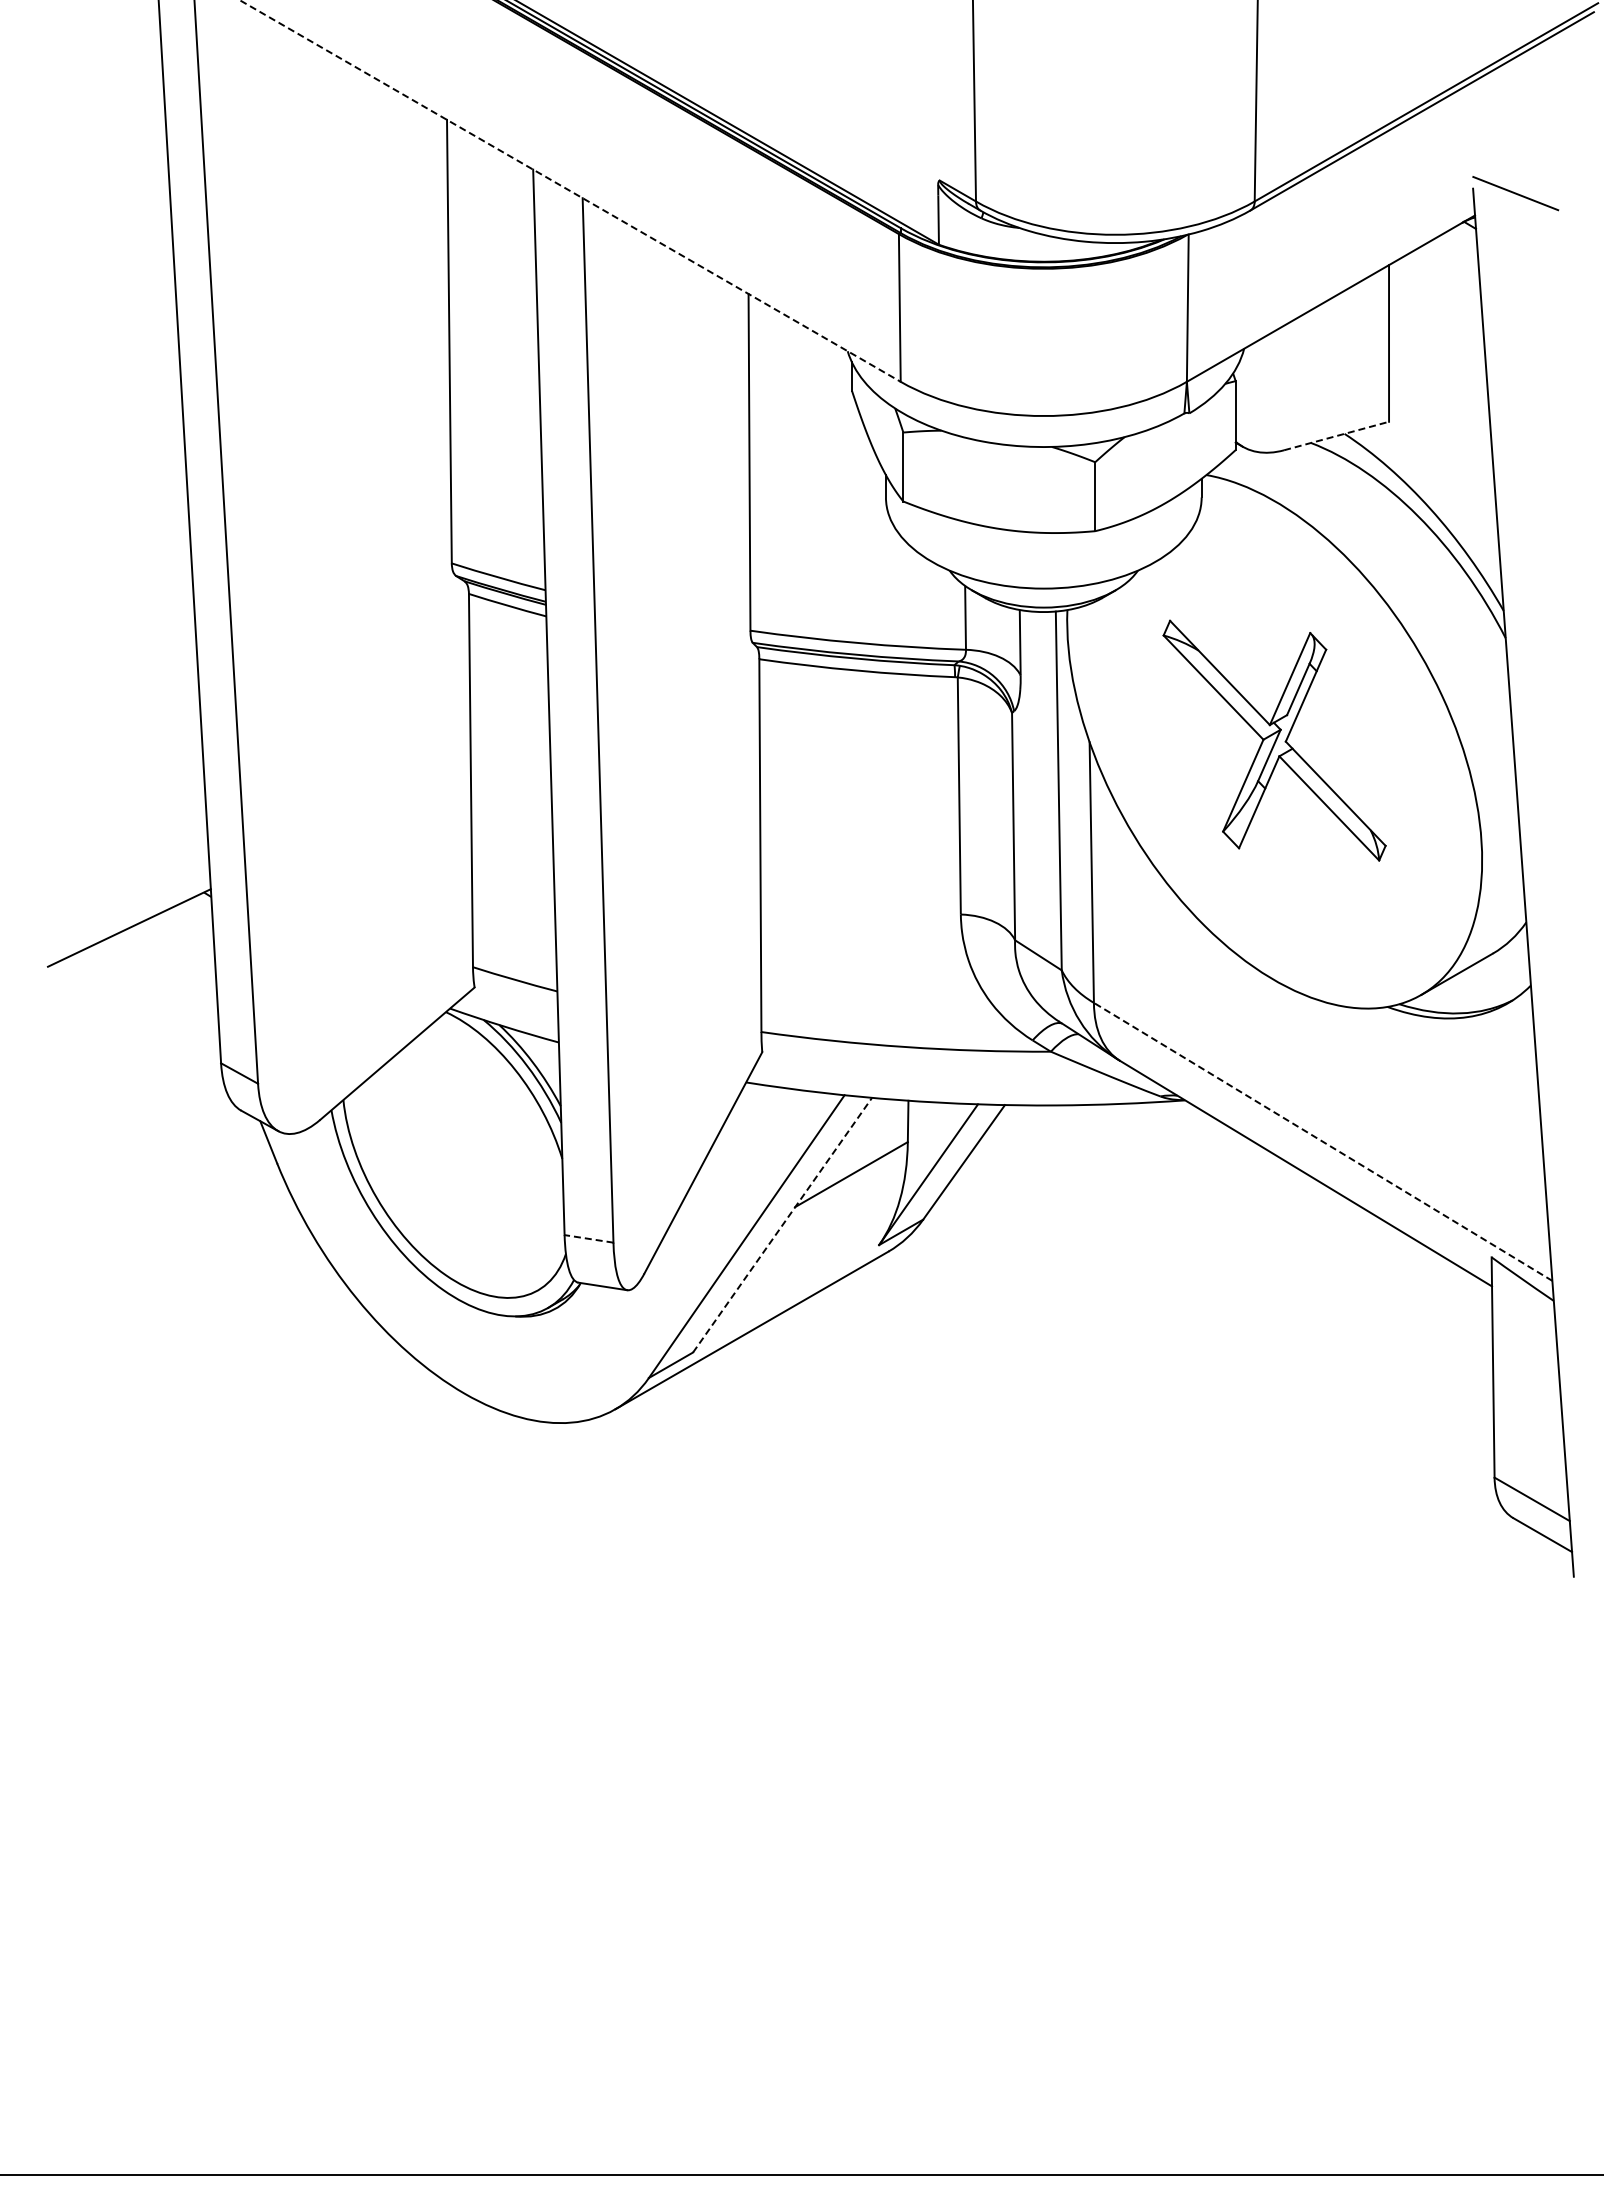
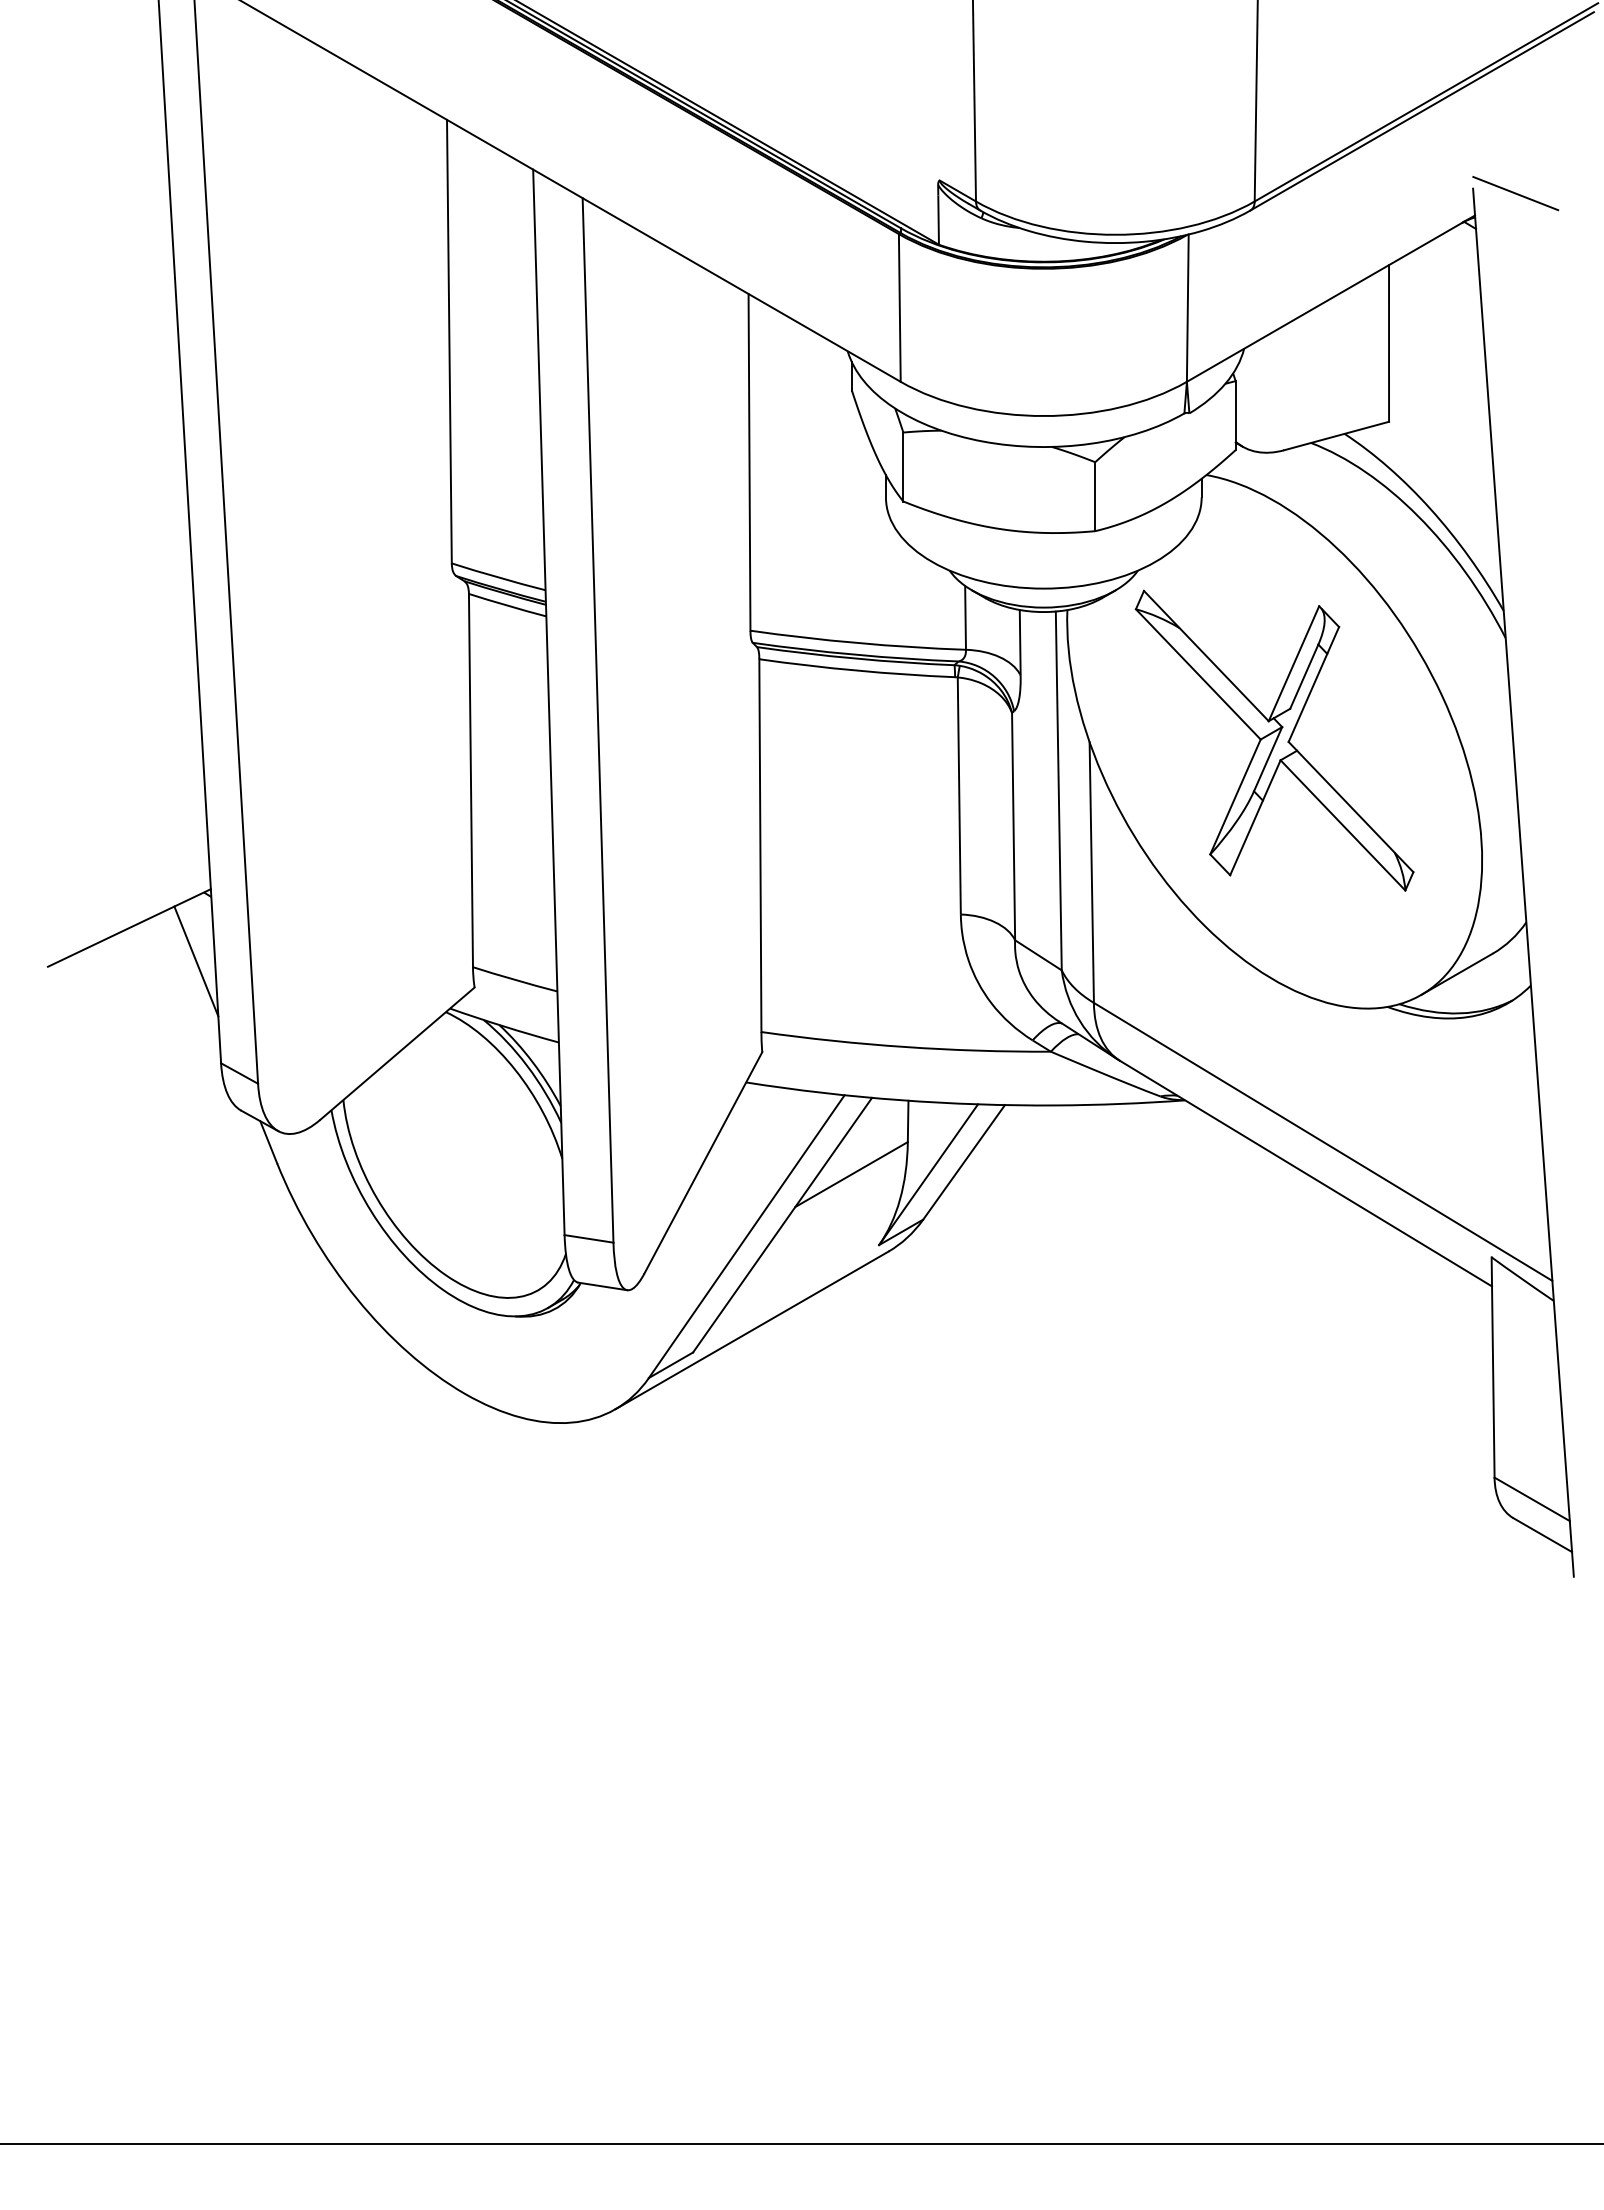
line: dashed -> solid (570, 190)
line: dashed -> solid (1337, 435)
part size: 225x243 px -> 281x303 px (1274, 740)
line: none -> present (196, 961)
line: dashed -> solid (1322, 1141)
line: dashed -> solid (782, 1225)
line: dashed -> solid (589, 1238)
line position: (801, 2174) -> (801, 2143) (801, 2143)
